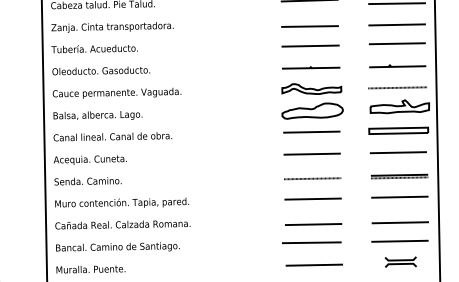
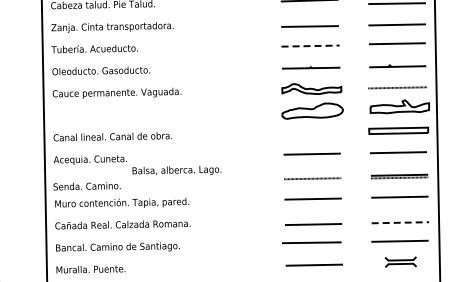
line: solid -> dashed (311, 46)
text position: (97, 115) -> (176, 170) (176, 170)
line: present -> none (311, 131)
text position: (87, 181) -> (86, 186) (86, 186)
line: solid -> dashed (400, 222)
